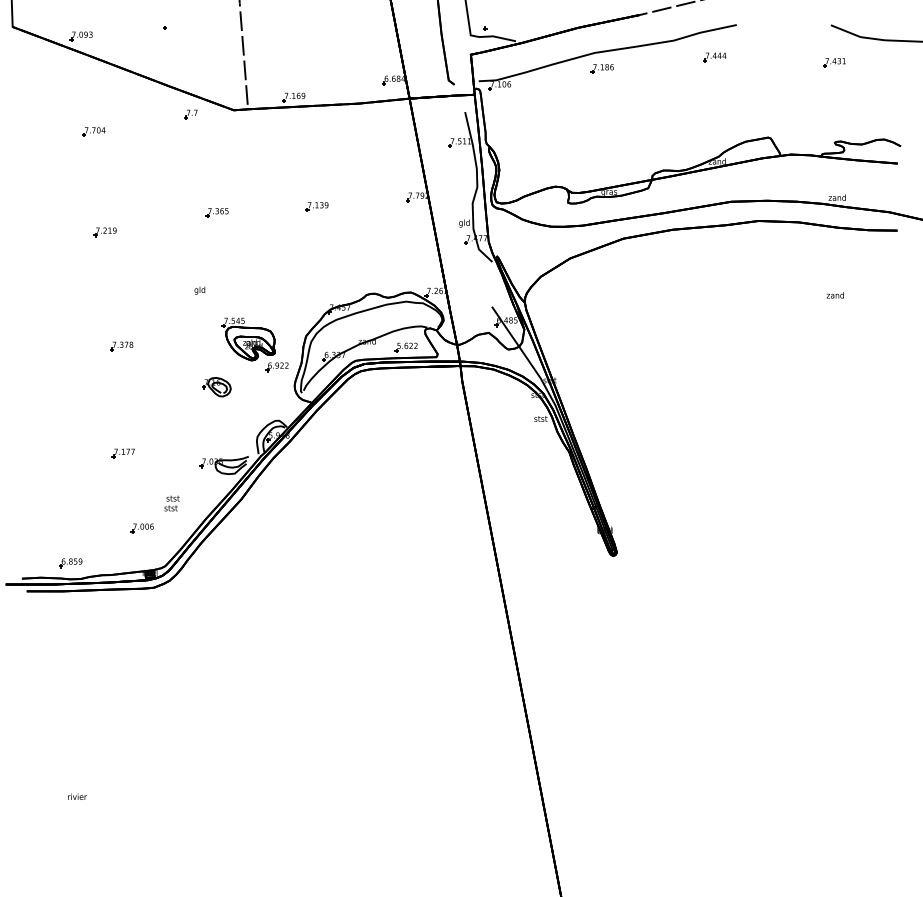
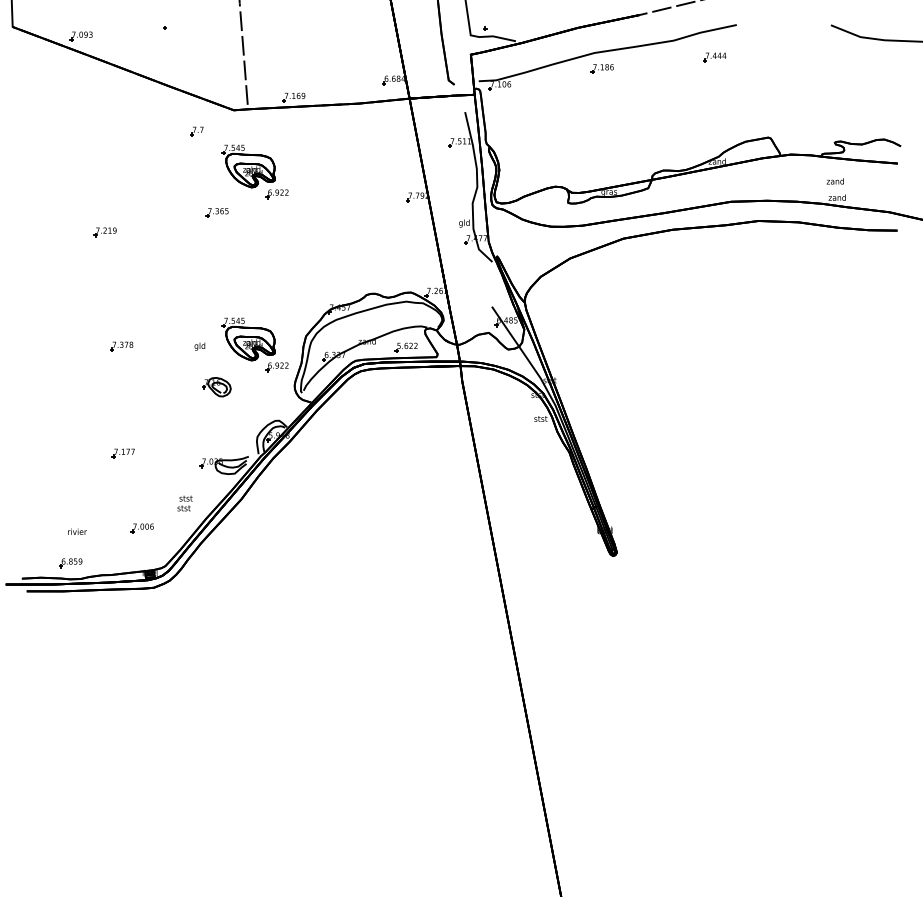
part: present -> none (834, 62)
part position: (190, 114) -> (196, 131) (196, 131)
part: present -> none (93, 131)
part: none -> present (254, 171)
part: present -> none (316, 206)
text position: (199, 290) -> (199, 346) (199, 346)
text position: (834, 295) -> (834, 181) (834, 181)
text position: (171, 503) -> (184, 503) (184, 503)
text position: (77, 796) -> (77, 531) (77, 531)
